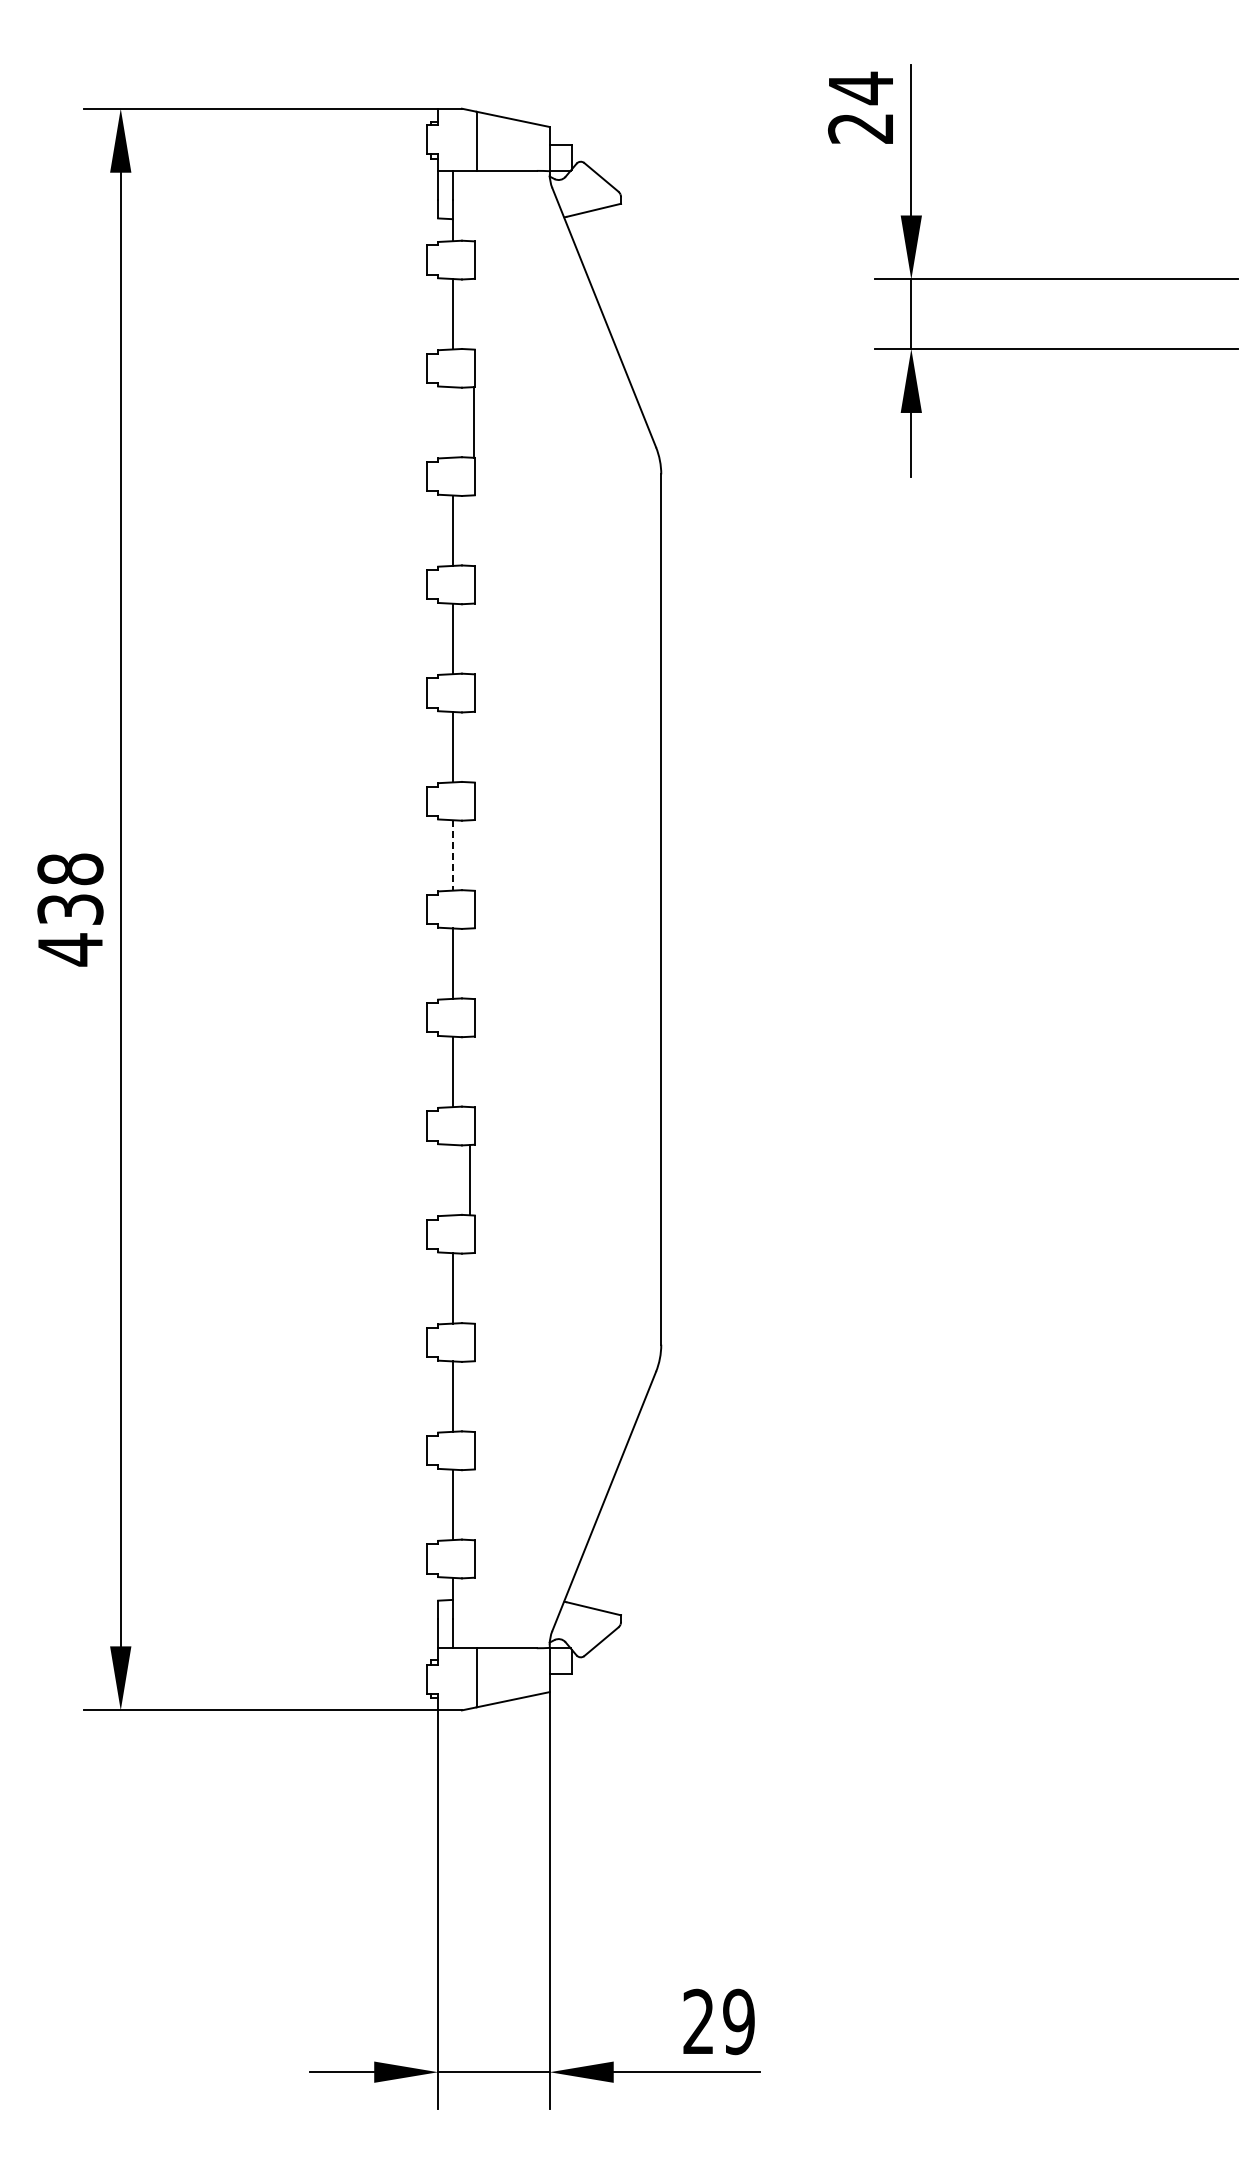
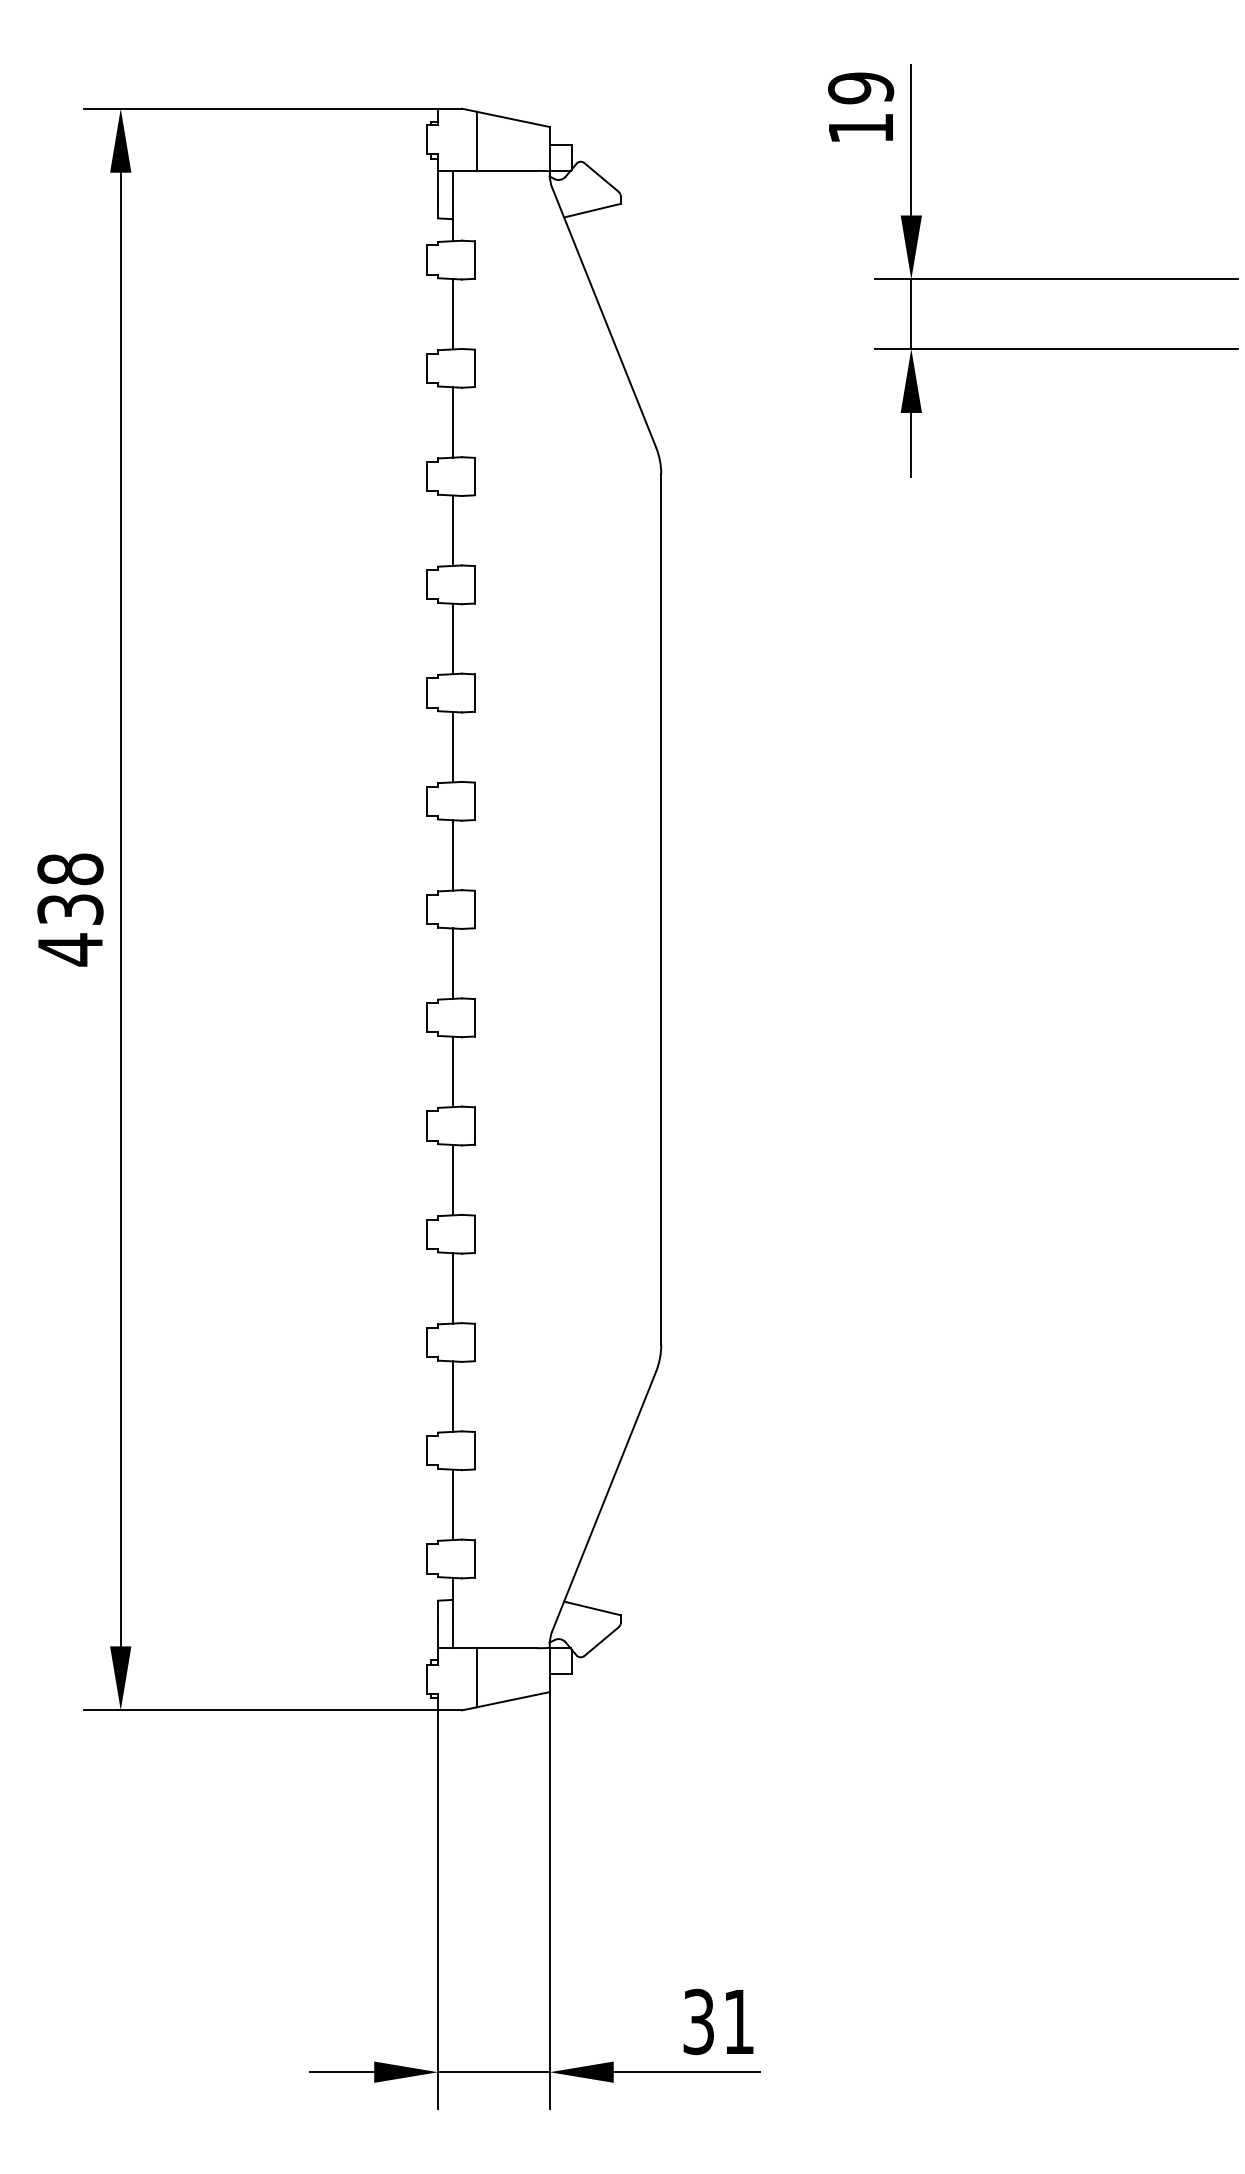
text: 24 -> 19 (861, 107)
line position: (473, 422) -> (452, 422) (452, 422)
line: dashed -> solid (452, 855)
line position: (469, 1179) -> (452, 1179) (452, 1179)
text: 29 -> 31 (718, 2021)
